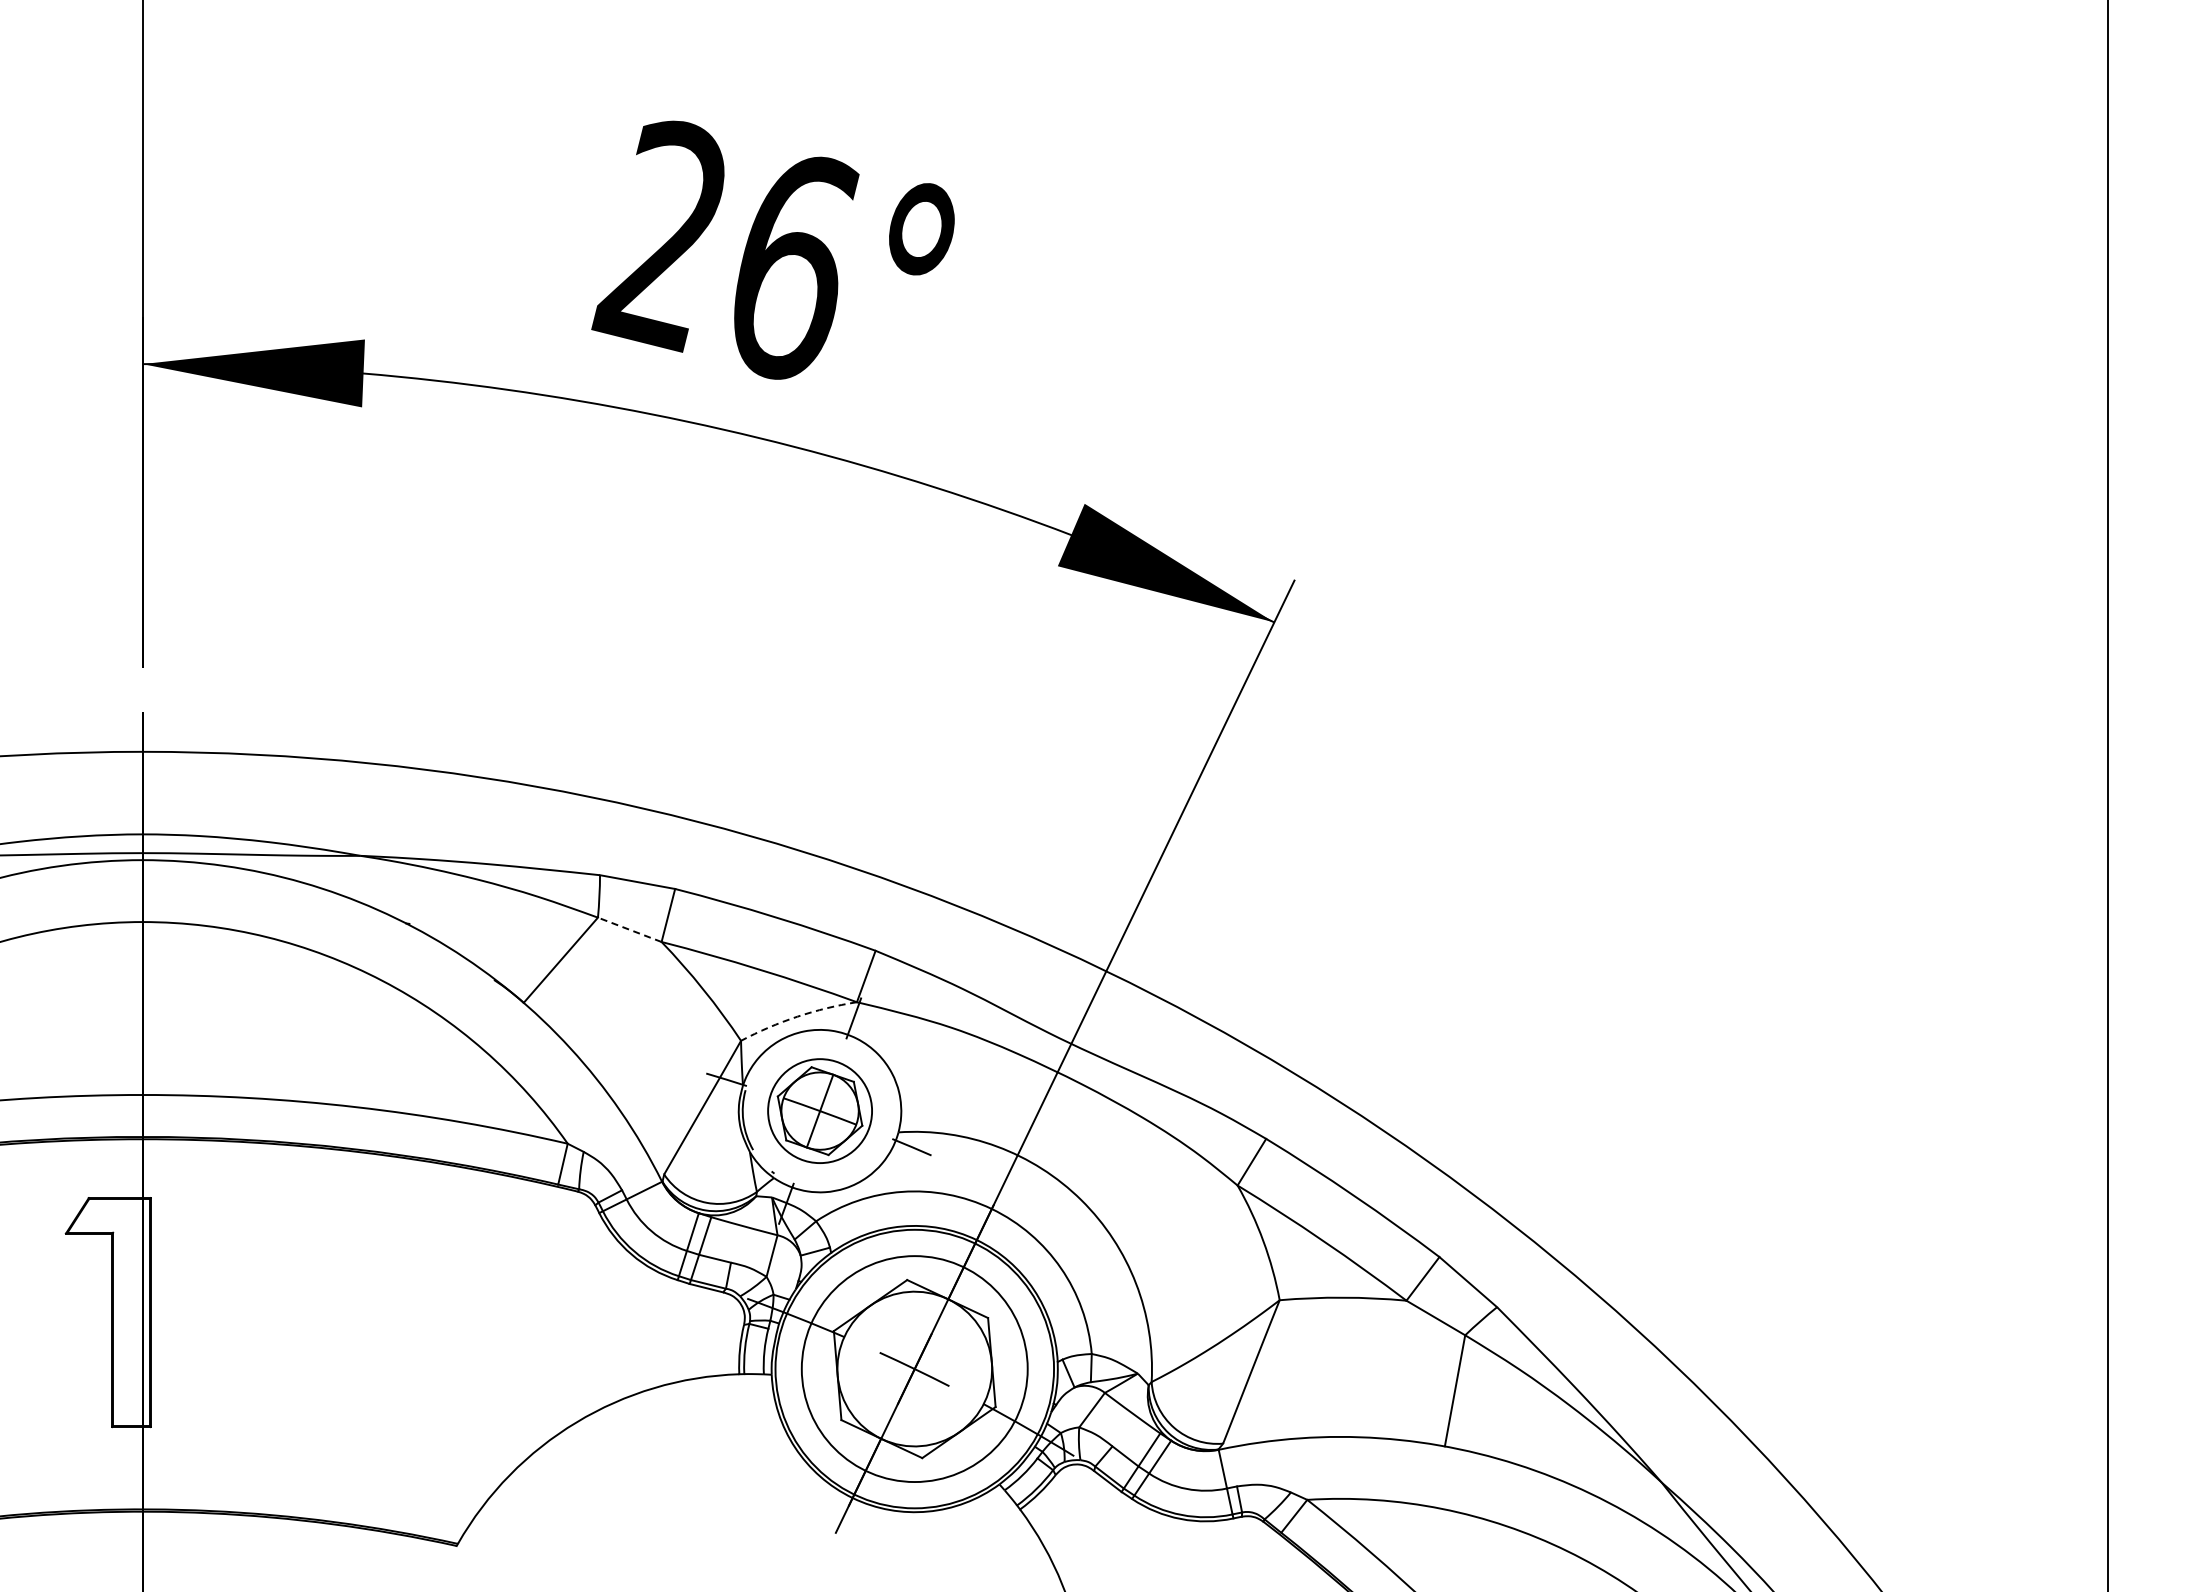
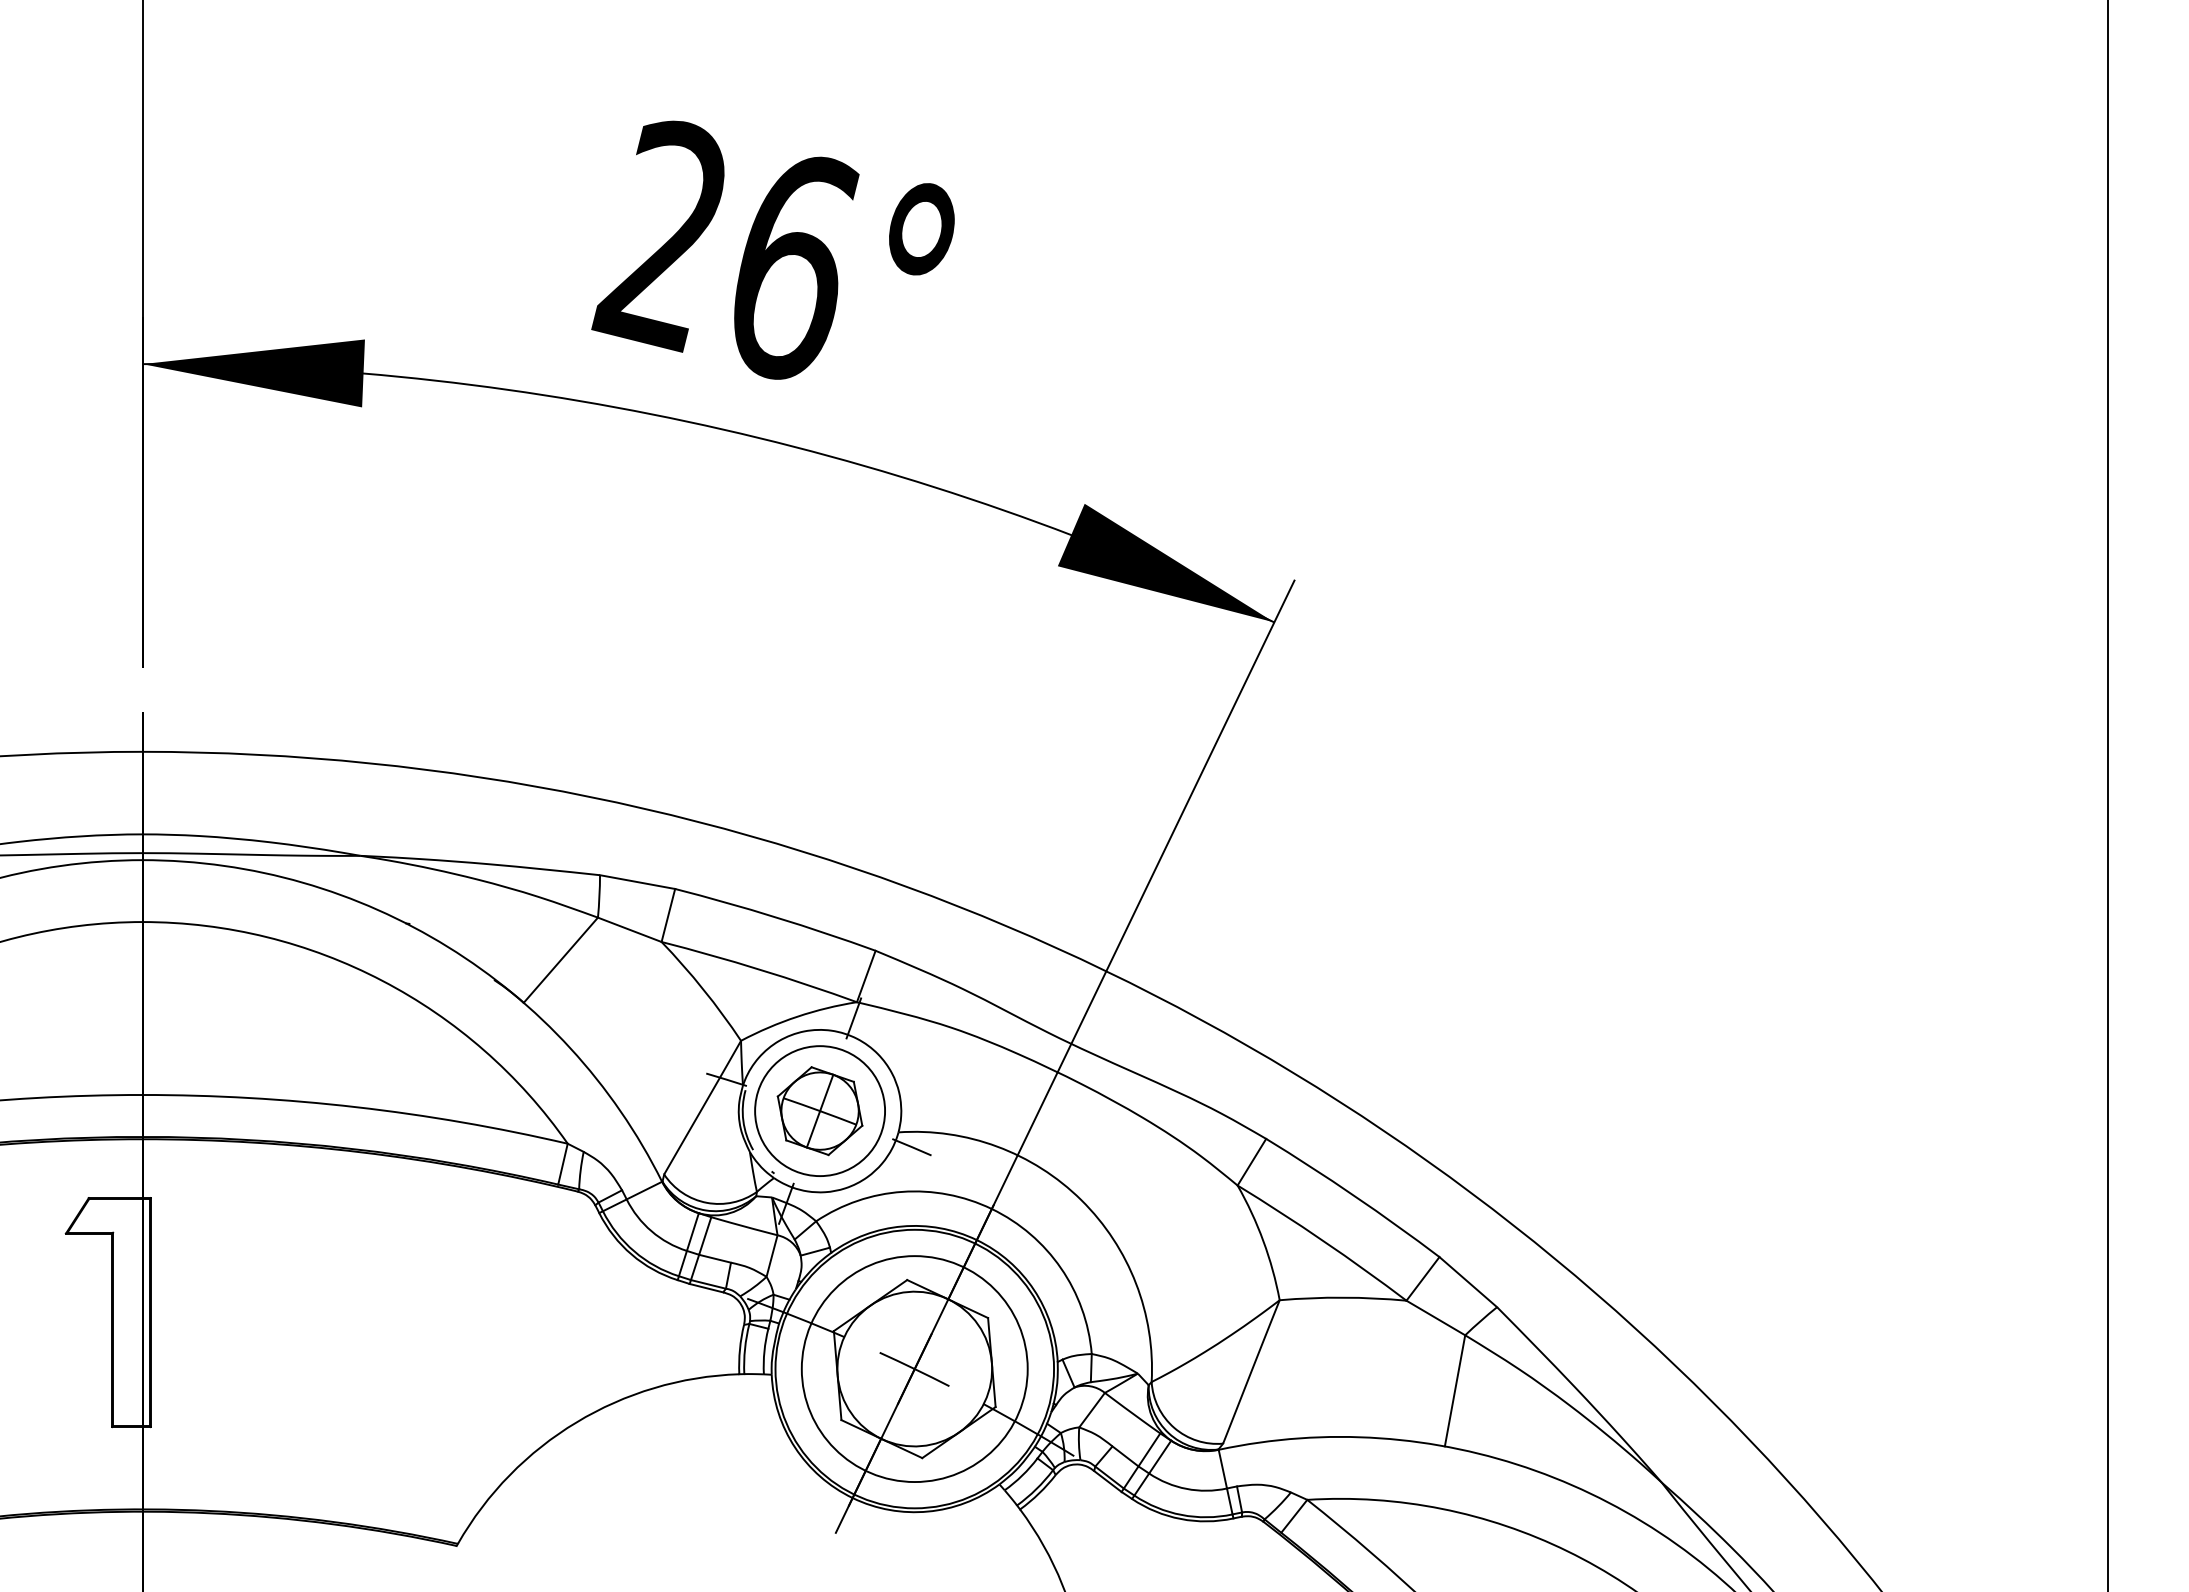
line: dashed -> solid (629, 929)
arc: dashed -> solid (797, 1016)
circle diameter: 104 px -> 130 px (820, 1111)
